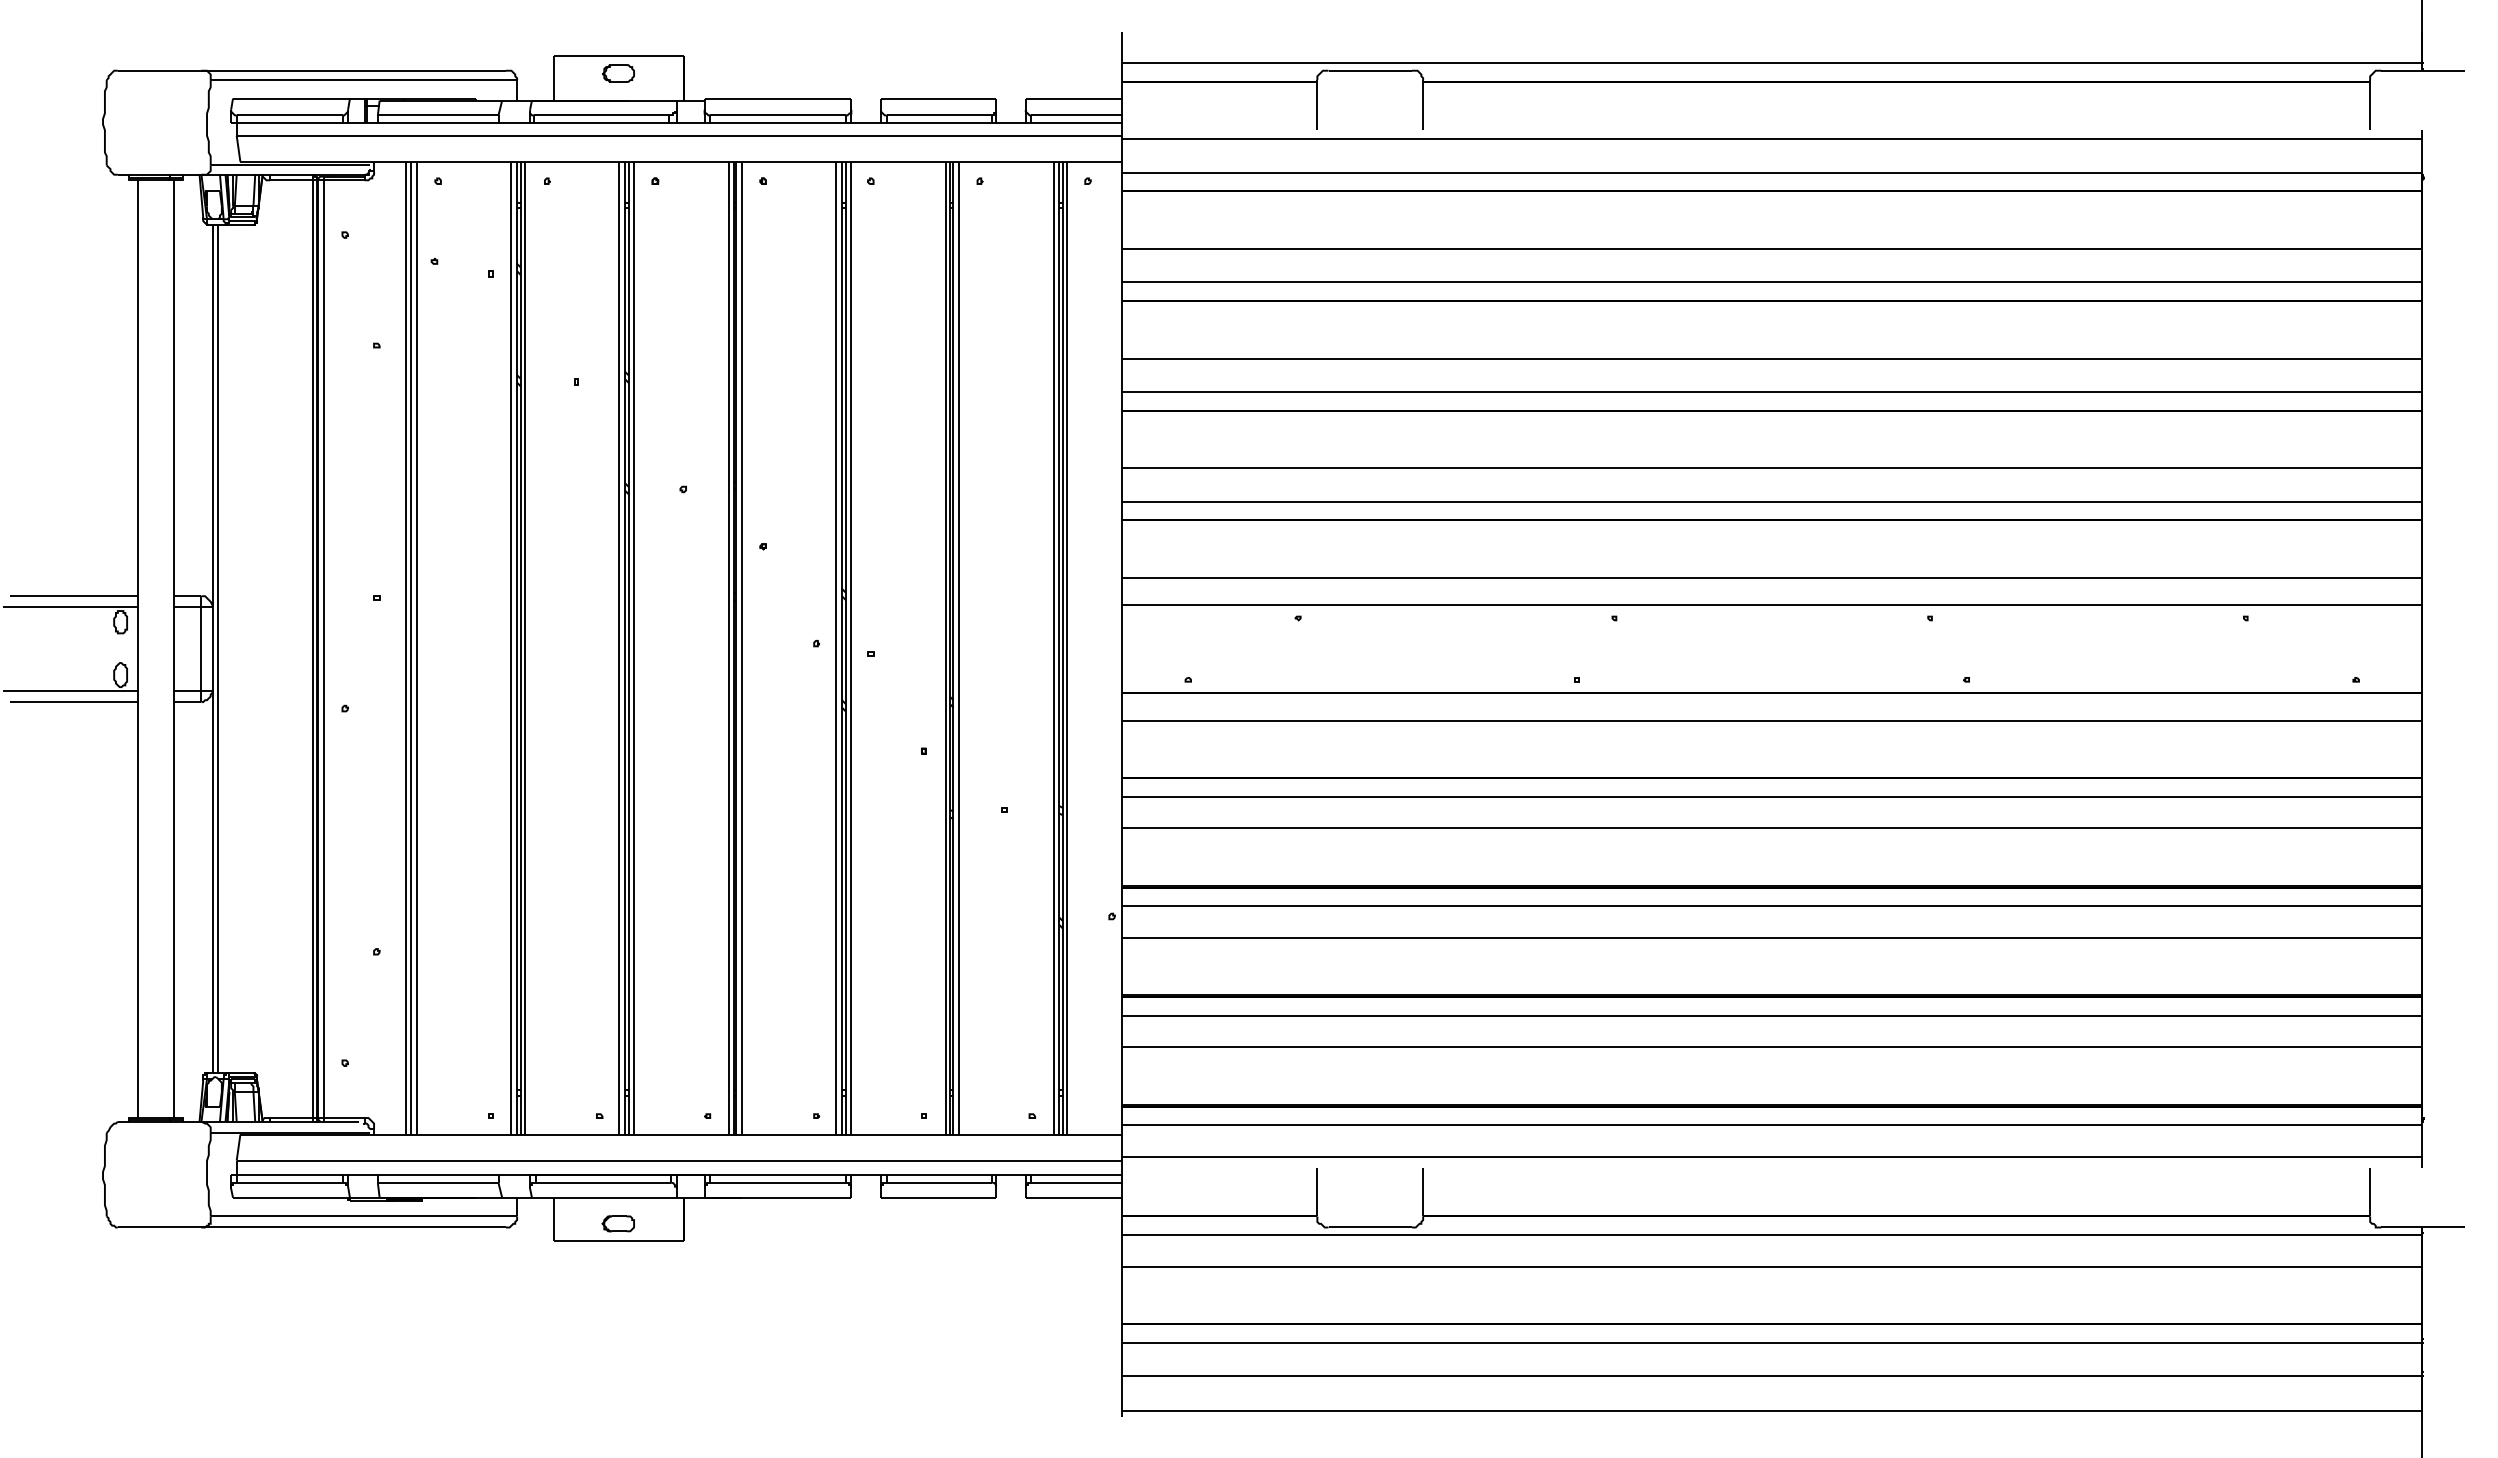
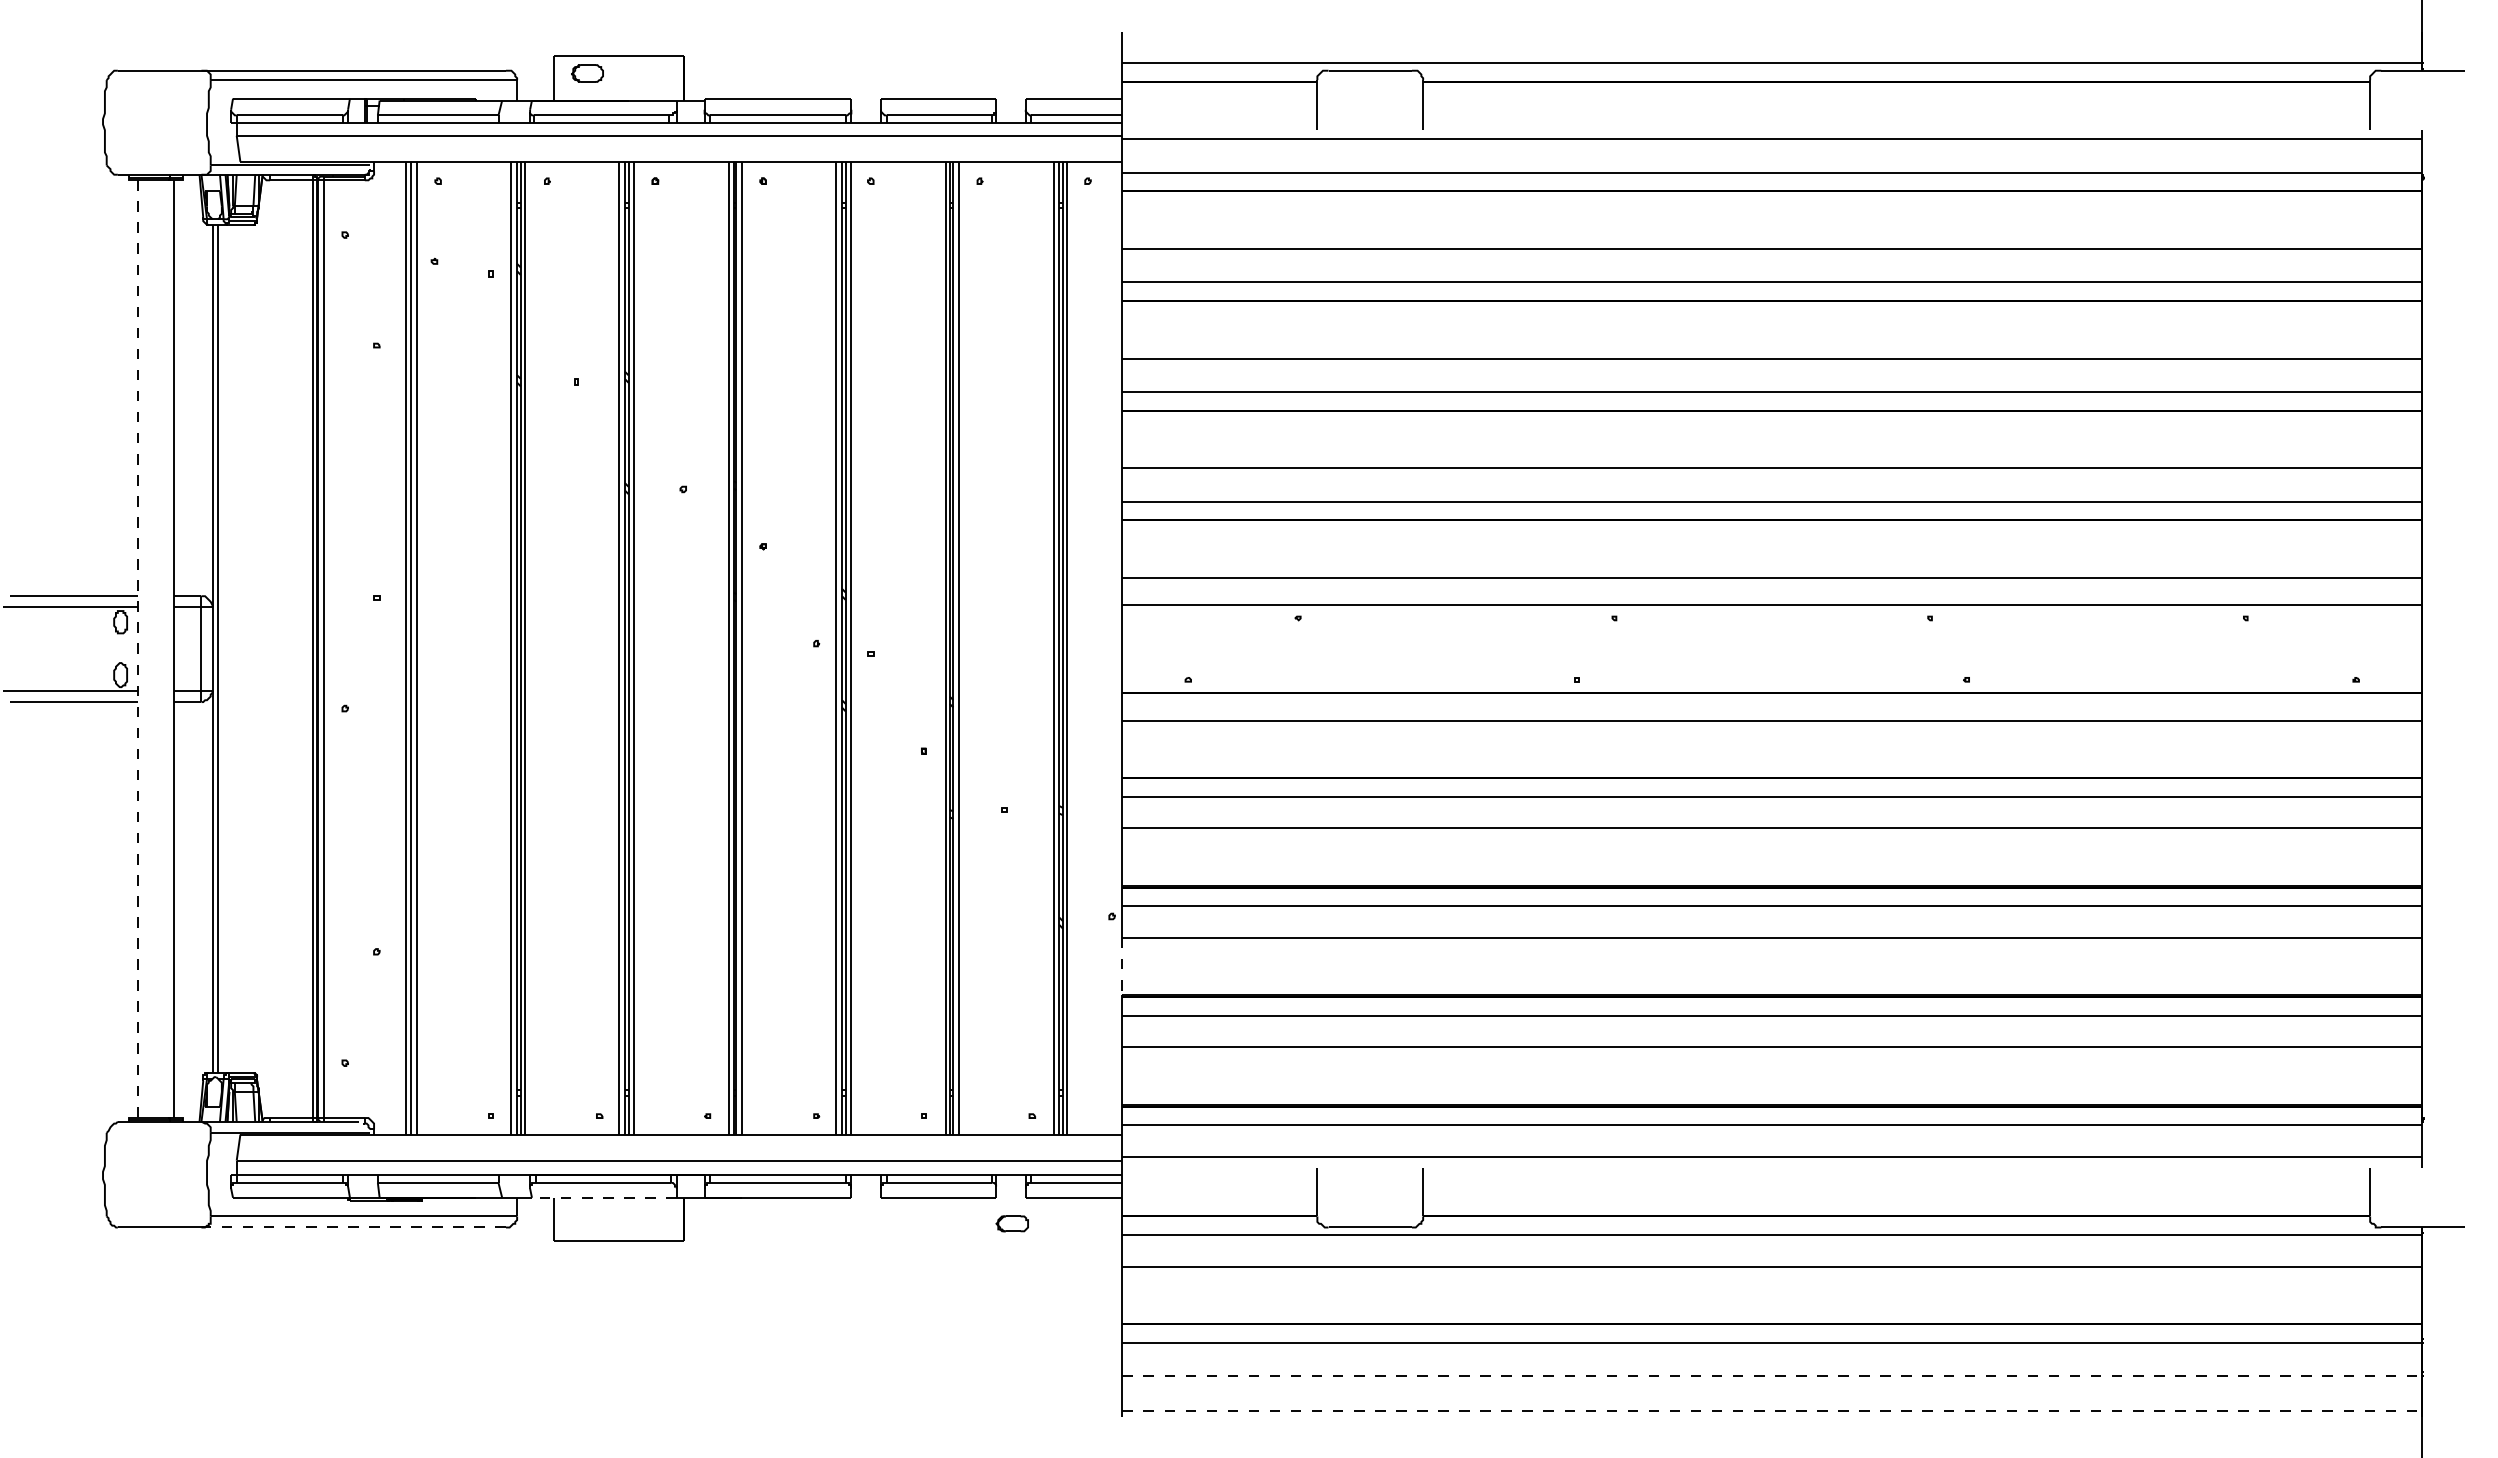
part position: (618, 73) -> (587, 73) (587, 73)
line: solid -> dashed (138, 649)
line: solid -> dashed (1122, 966)
line: solid -> dashed (603, 1197)
part position: (617, 1223) -> (1011, 1223) (1011, 1223)
line: solid -> dashed (353, 1227)
line: solid -> dashed (1772, 1376)
line: solid -> dashed (1772, 1411)
